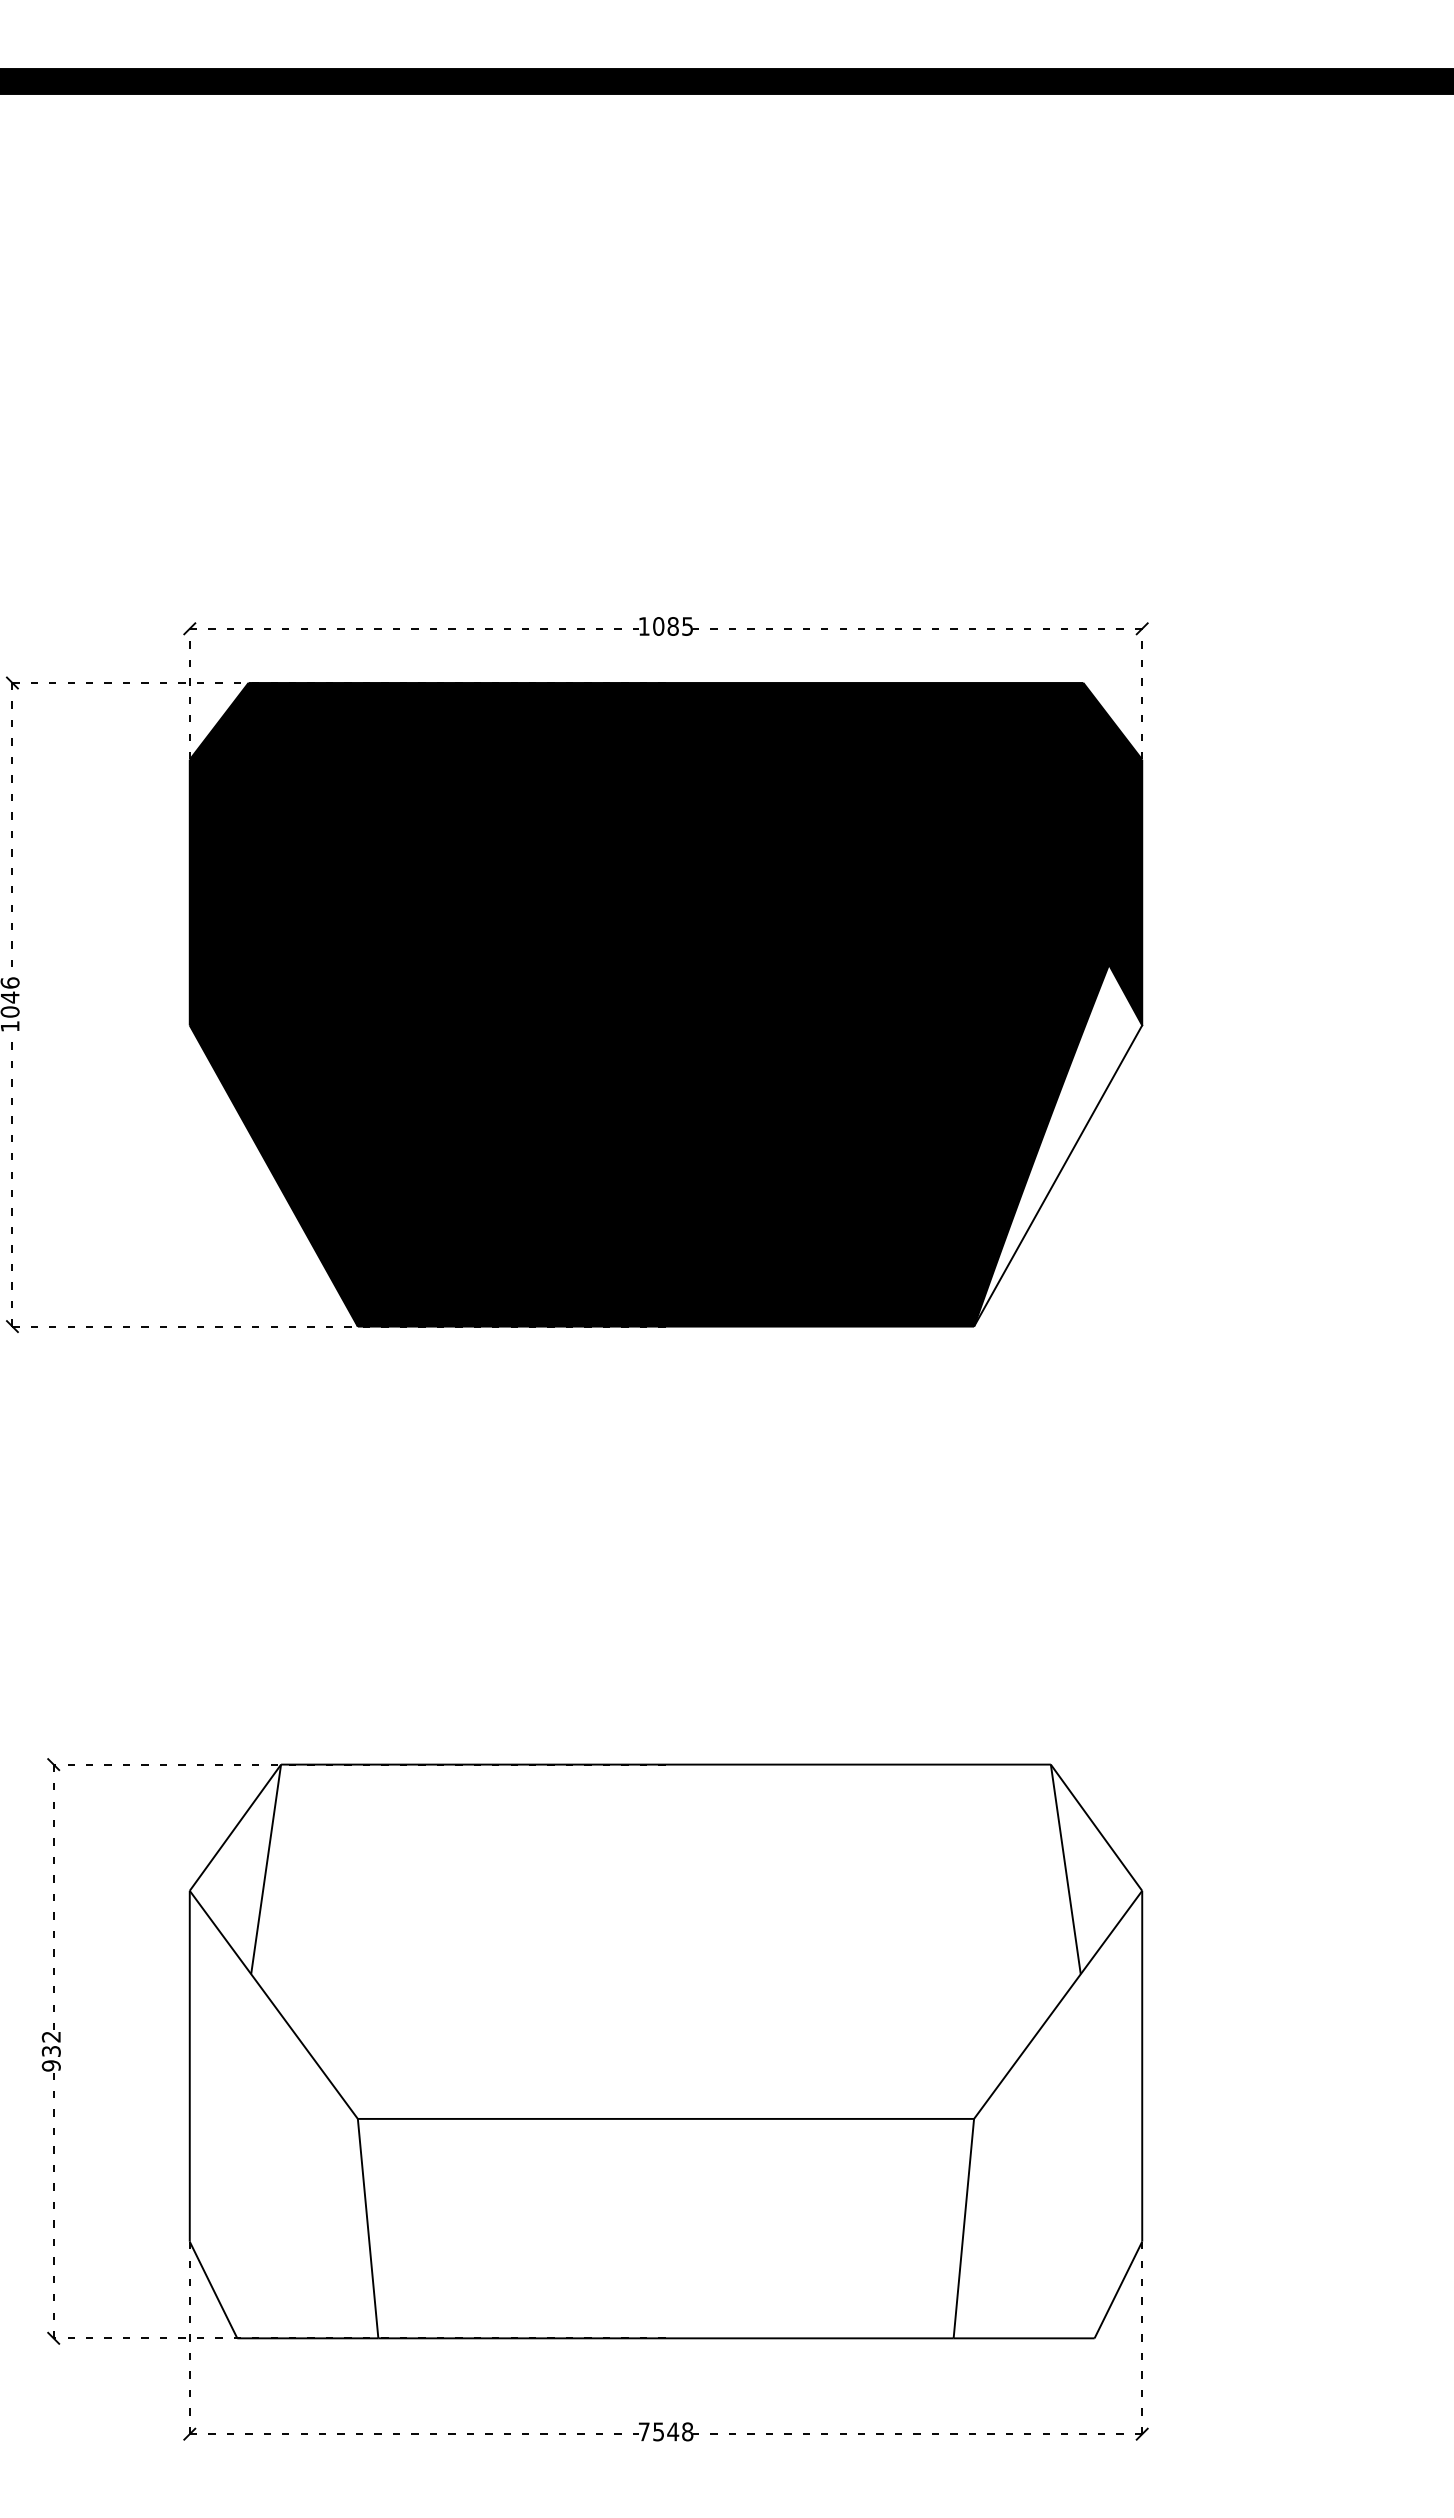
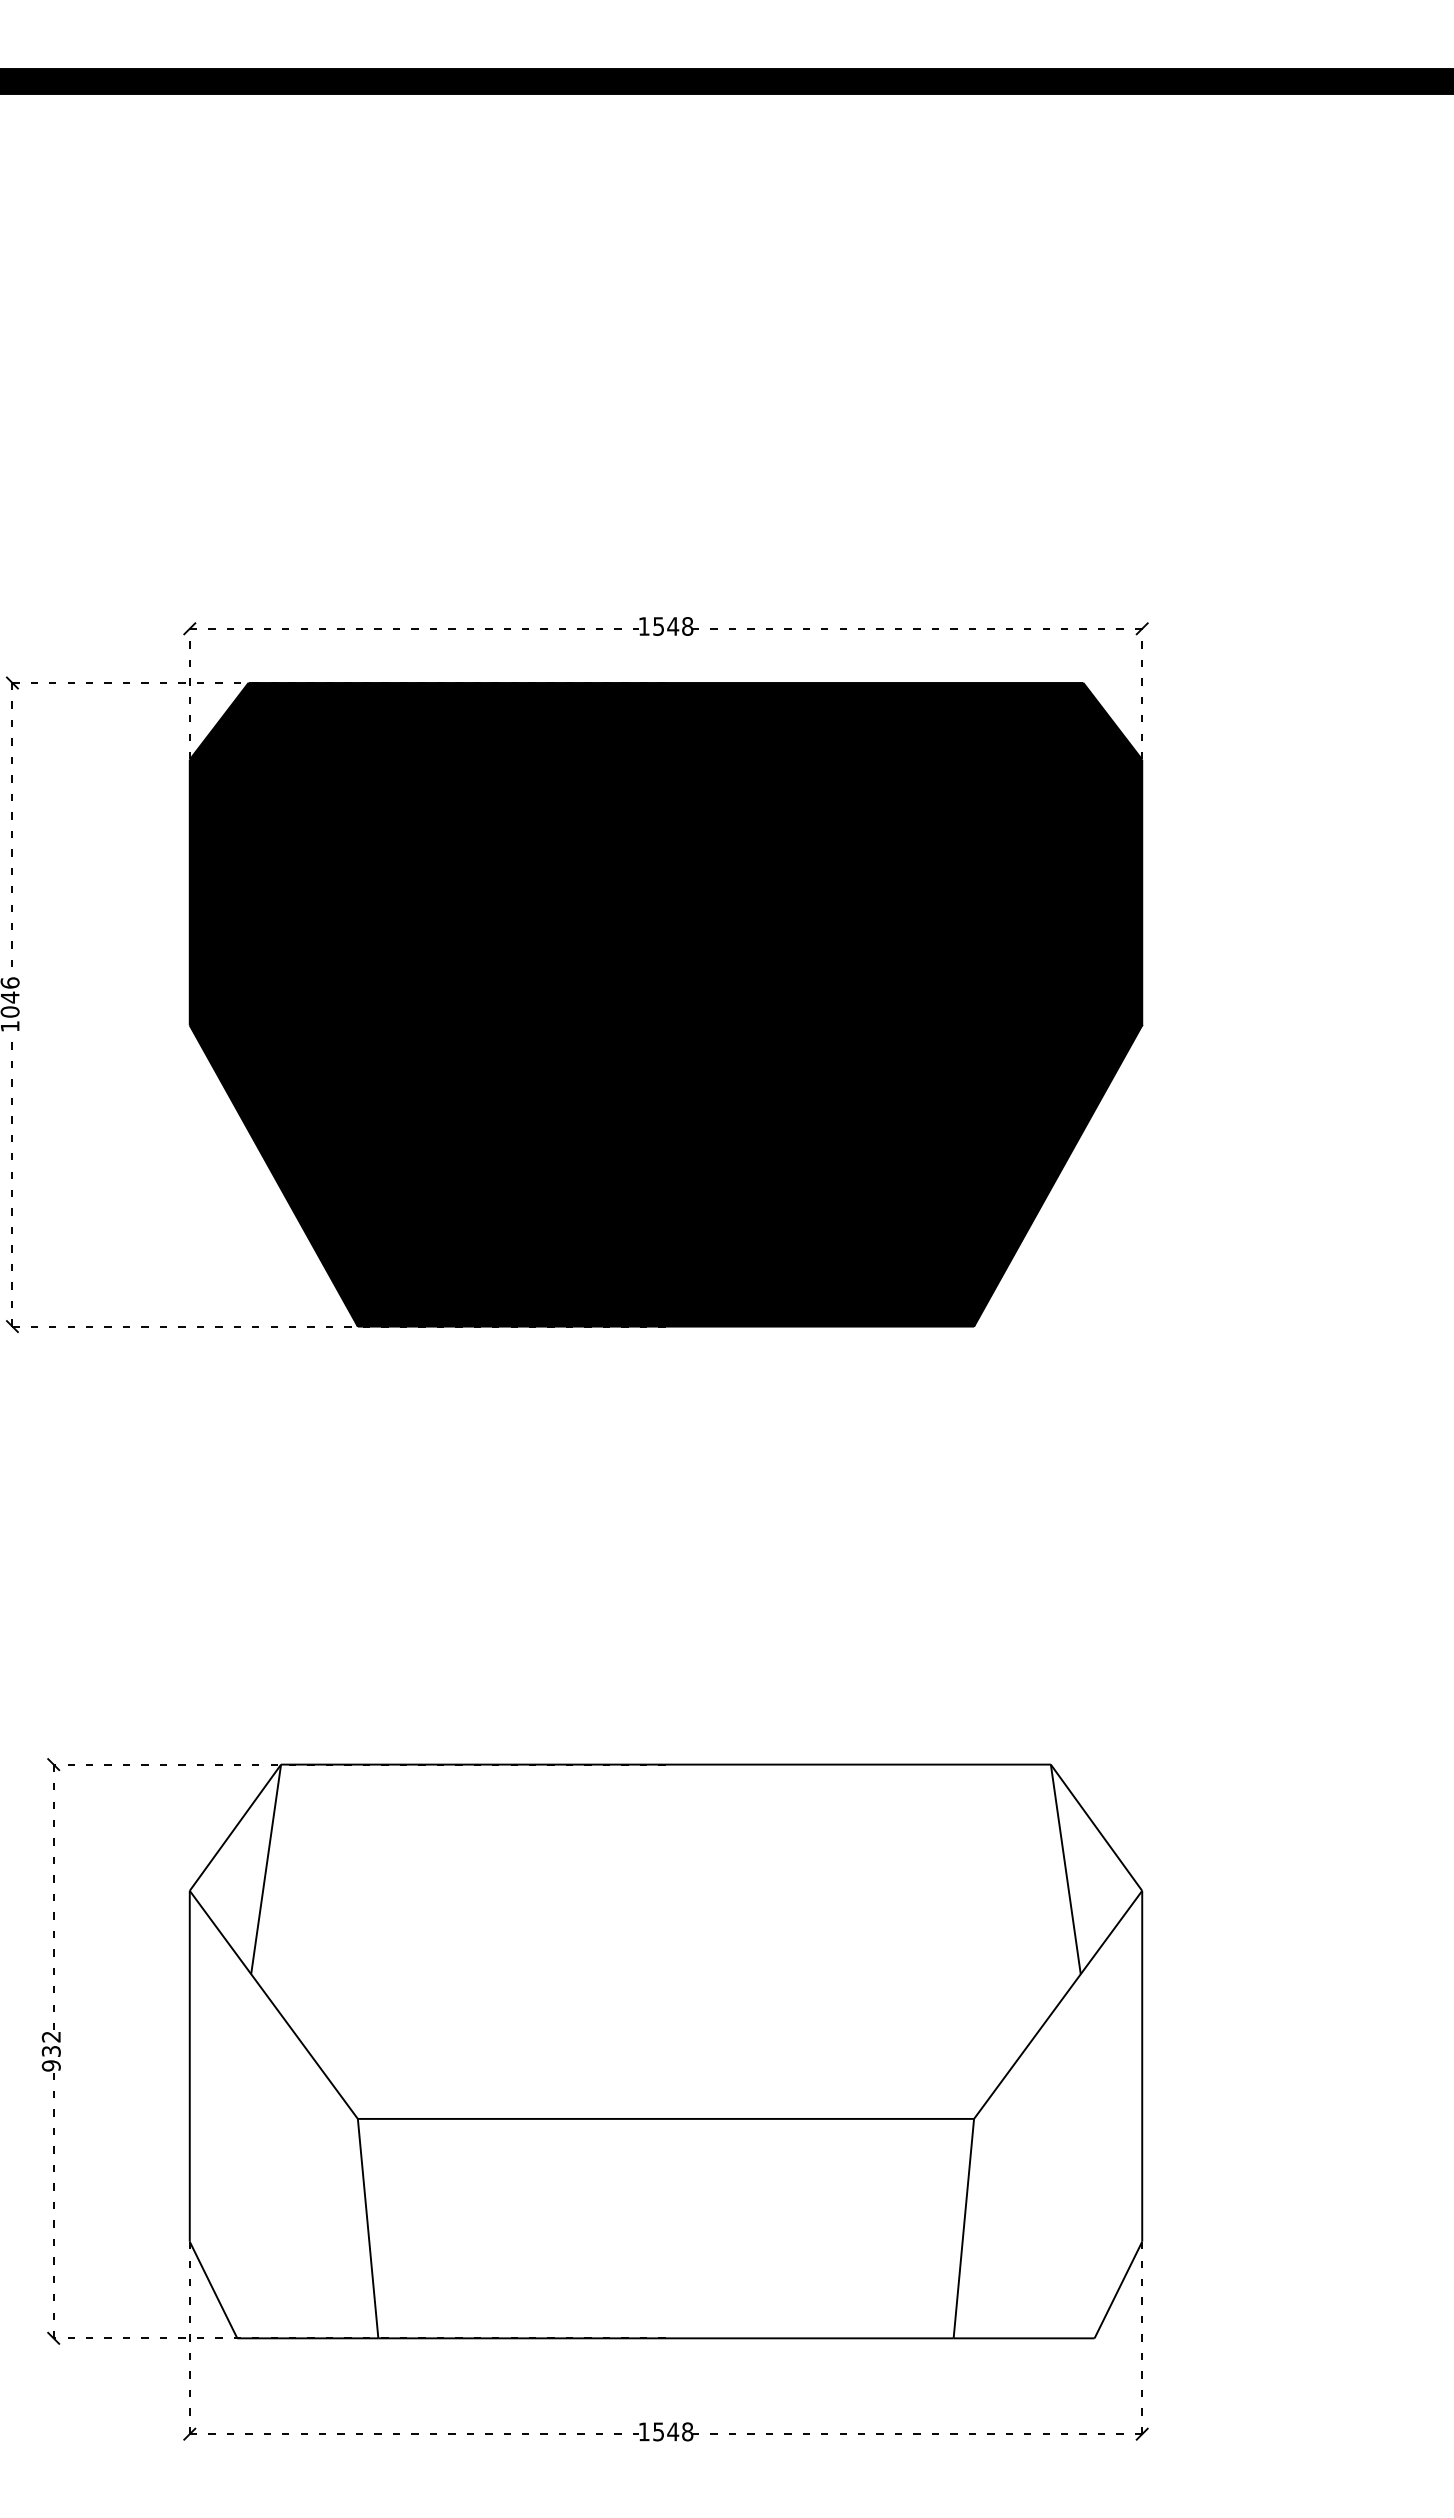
text: 1085 -> 1548 (673, 626)
fill: none -> present (1058, 1145)
text: 7548 -> 1548 (643, 2431)
